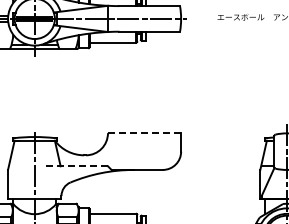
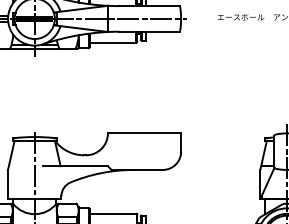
line: dashed -> solid (144, 133)
line: dashed -> solid (75, 166)
